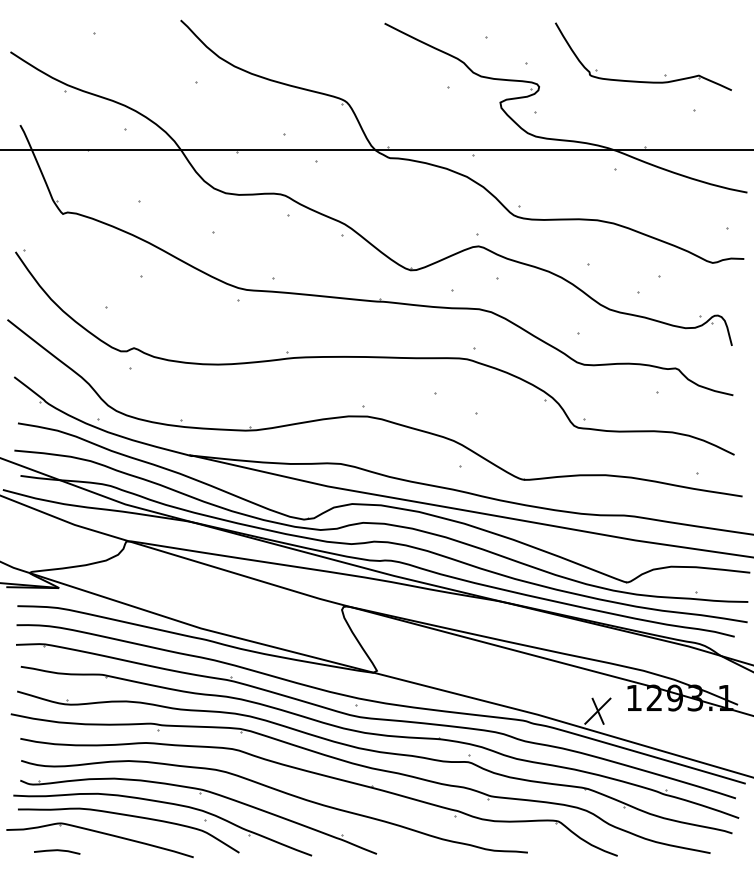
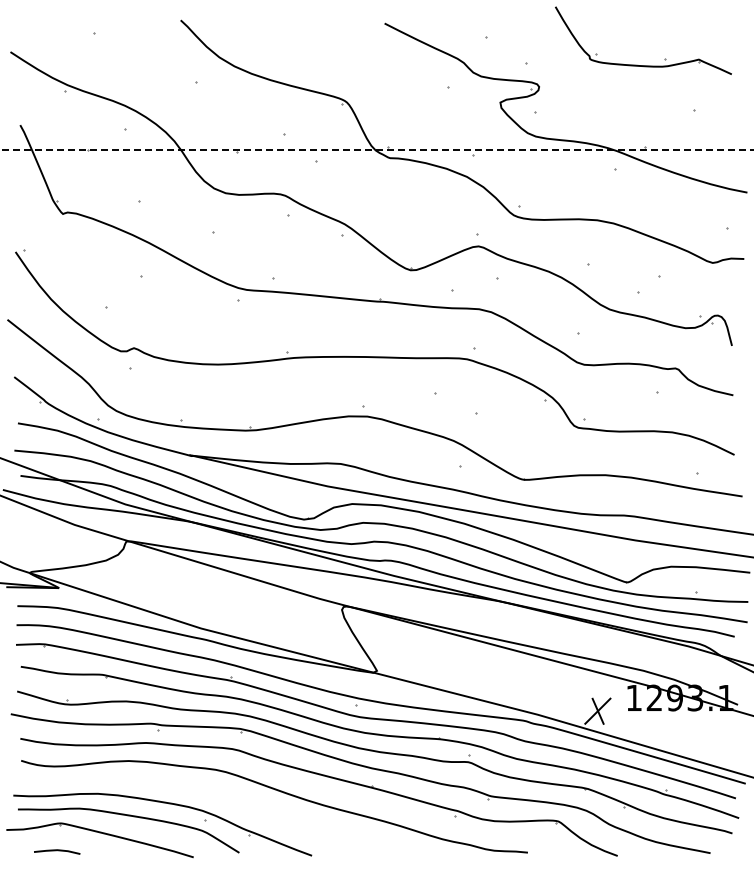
part position: (637, 80) -> (637, 64) (637, 64)
line: solid -> dashed (376, 149)
part: present -> none (200, 794)
